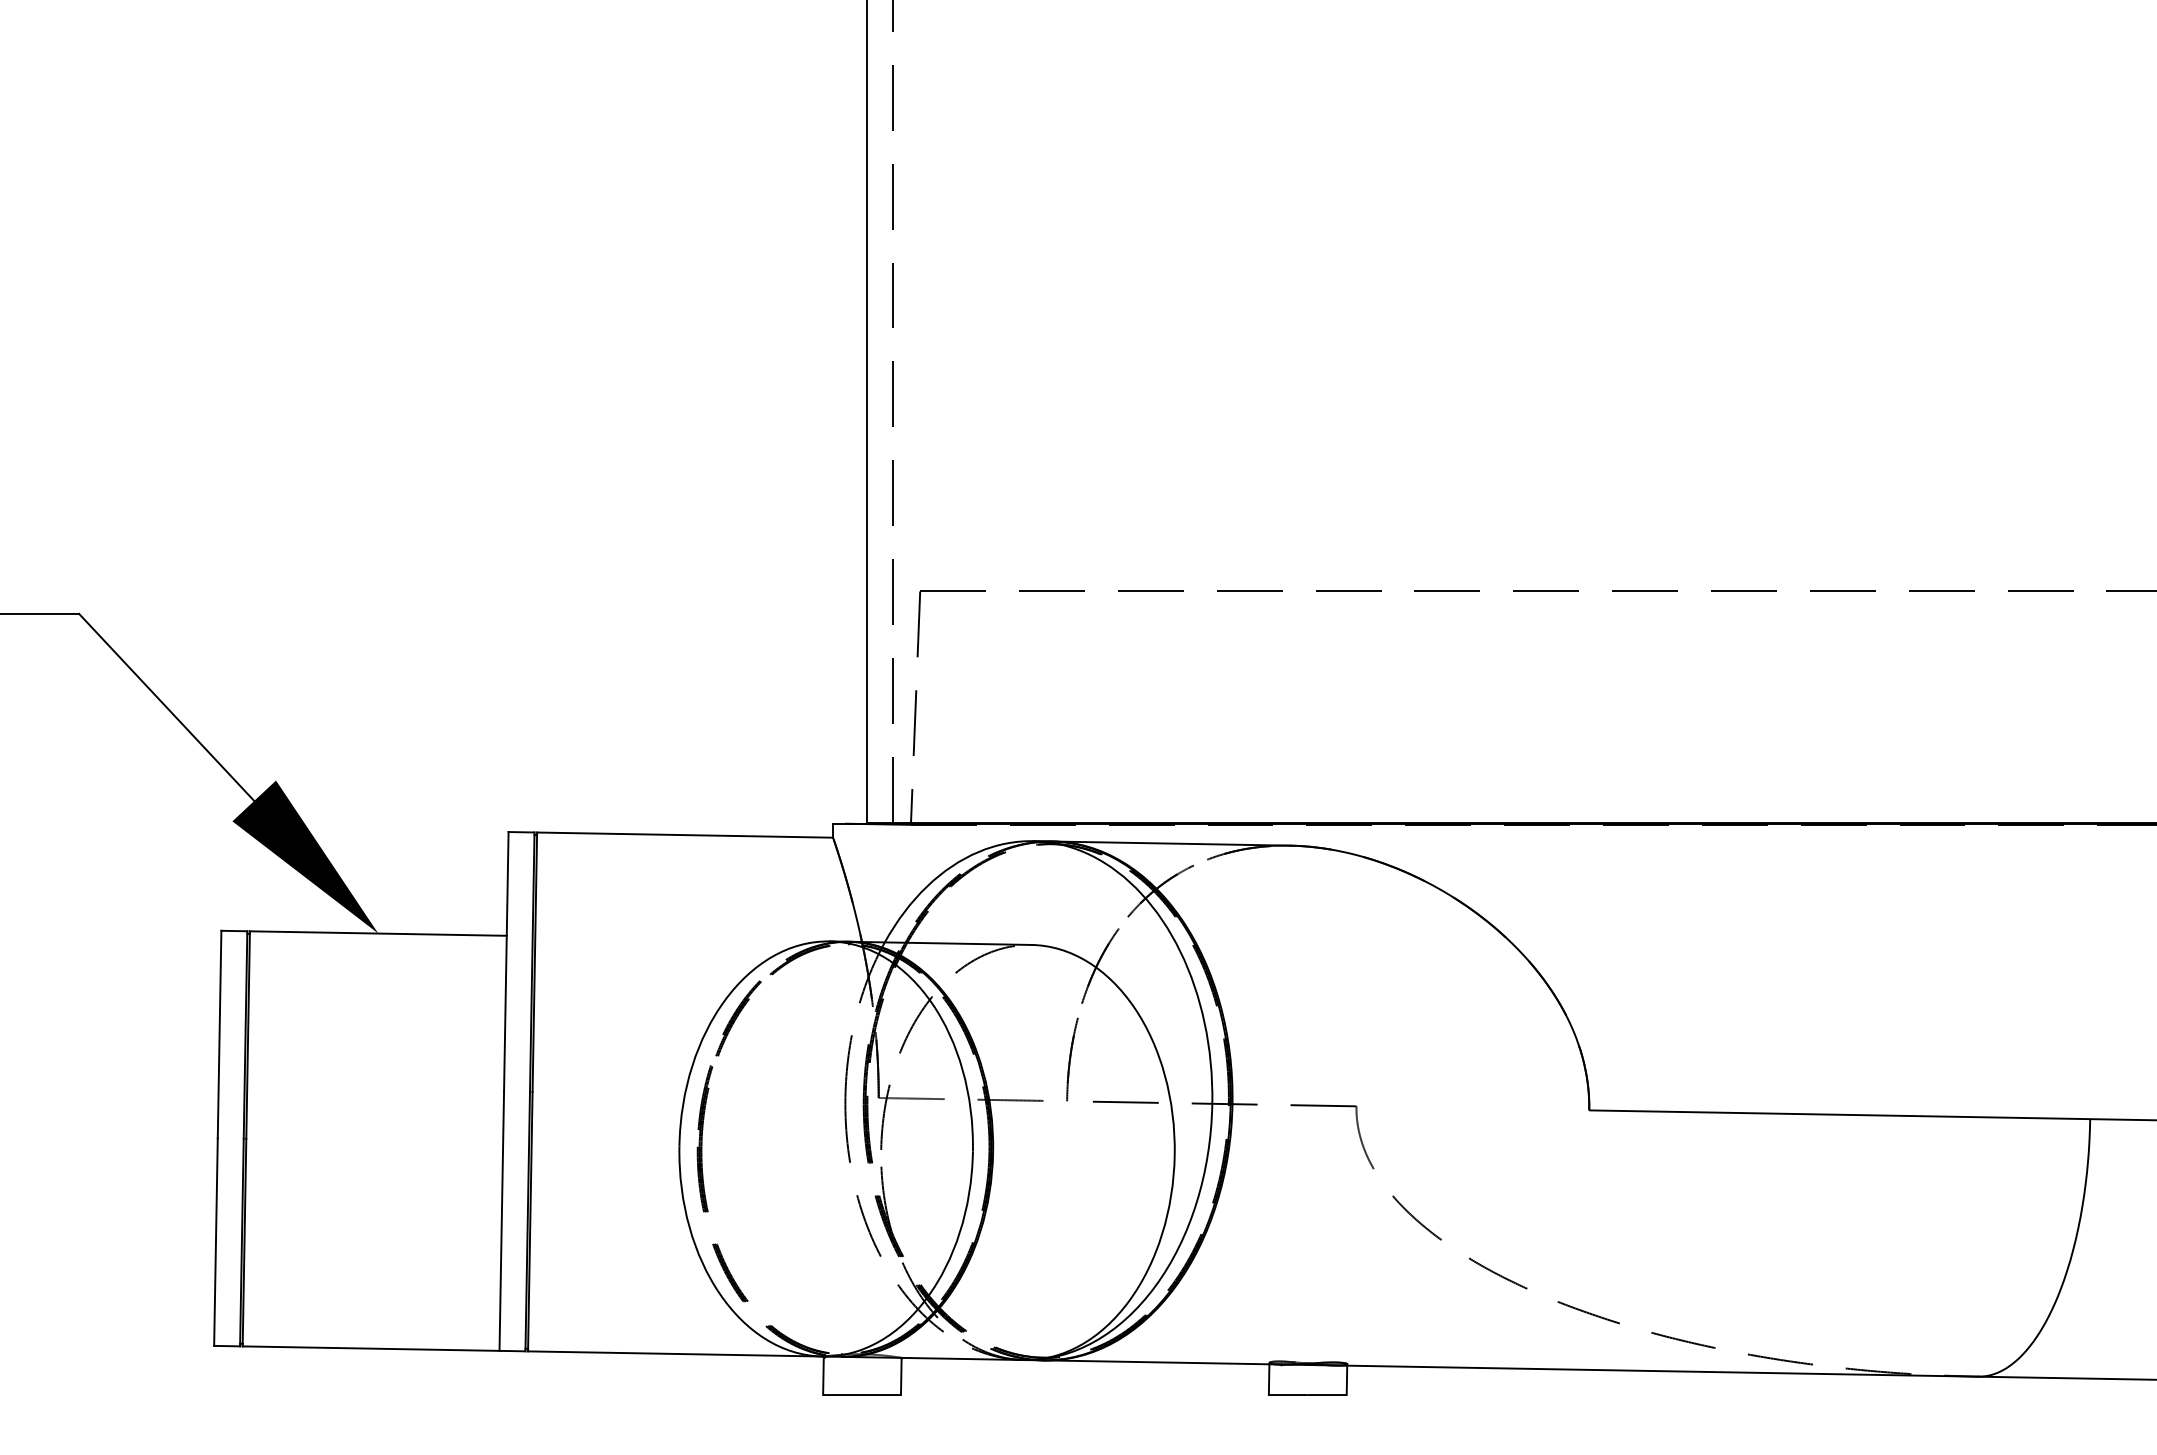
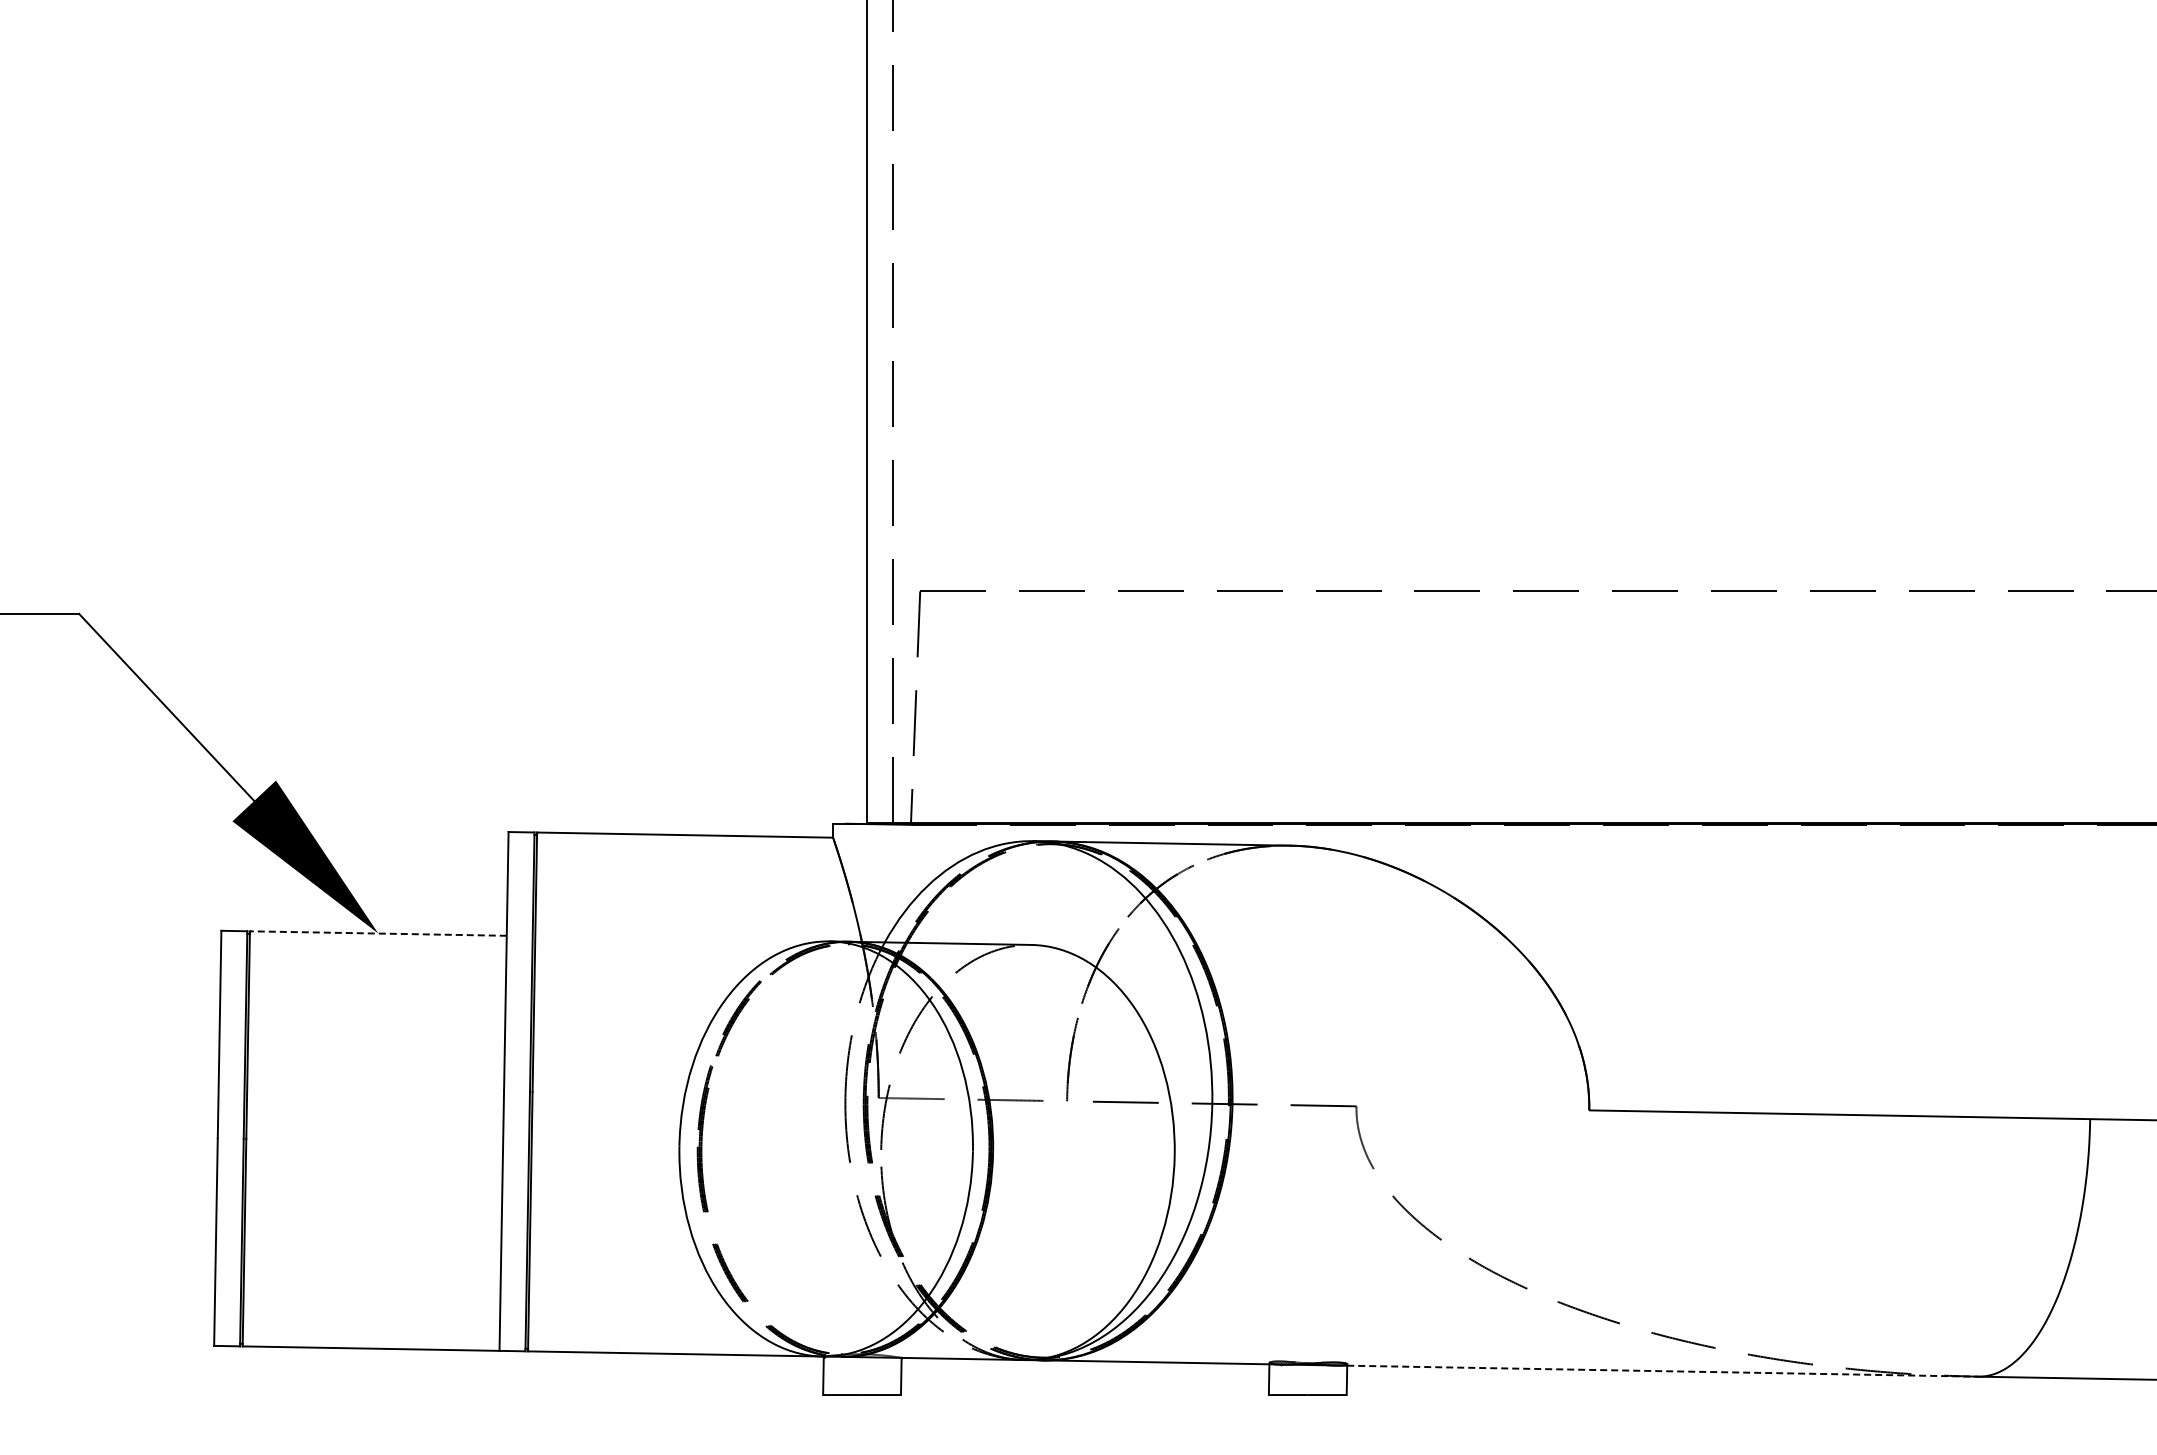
line: solid -> dashed (377, 933)
line: solid -> dashed (1662, 1371)
